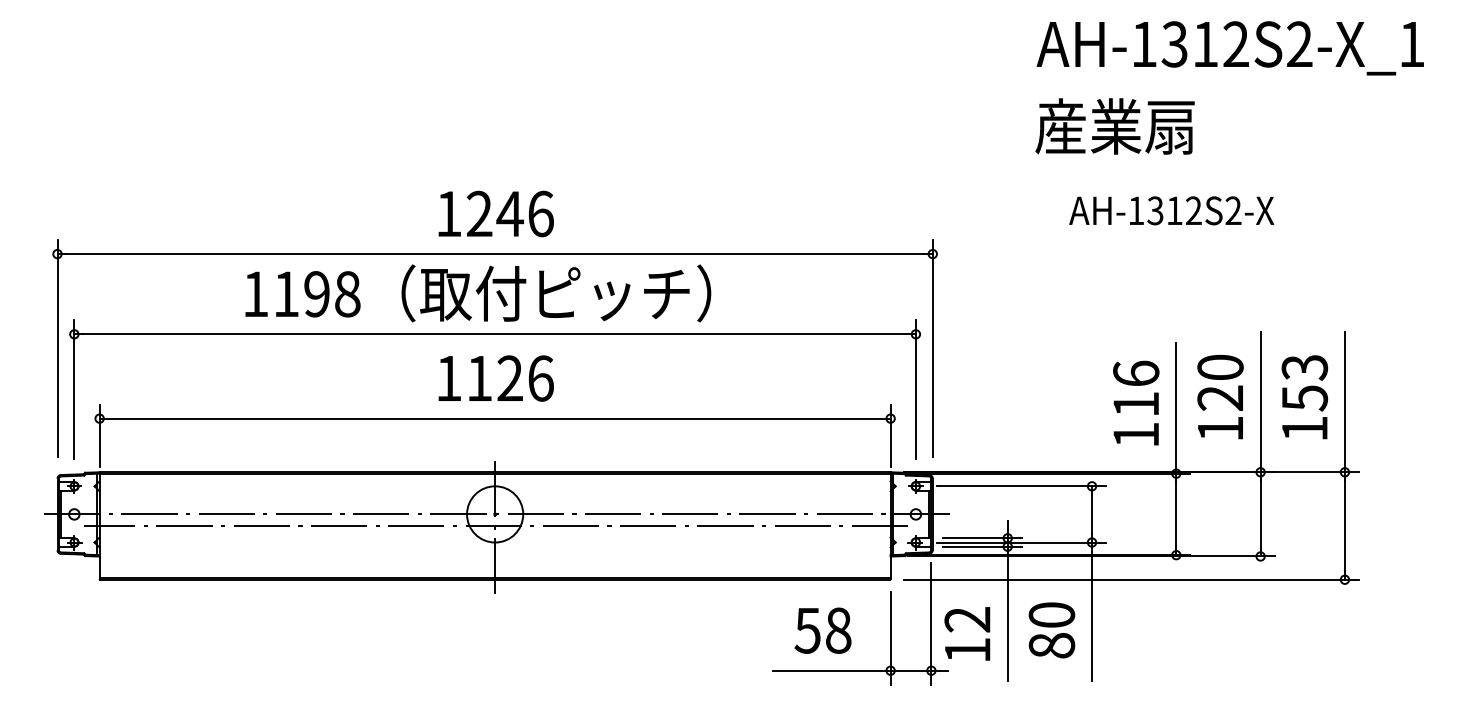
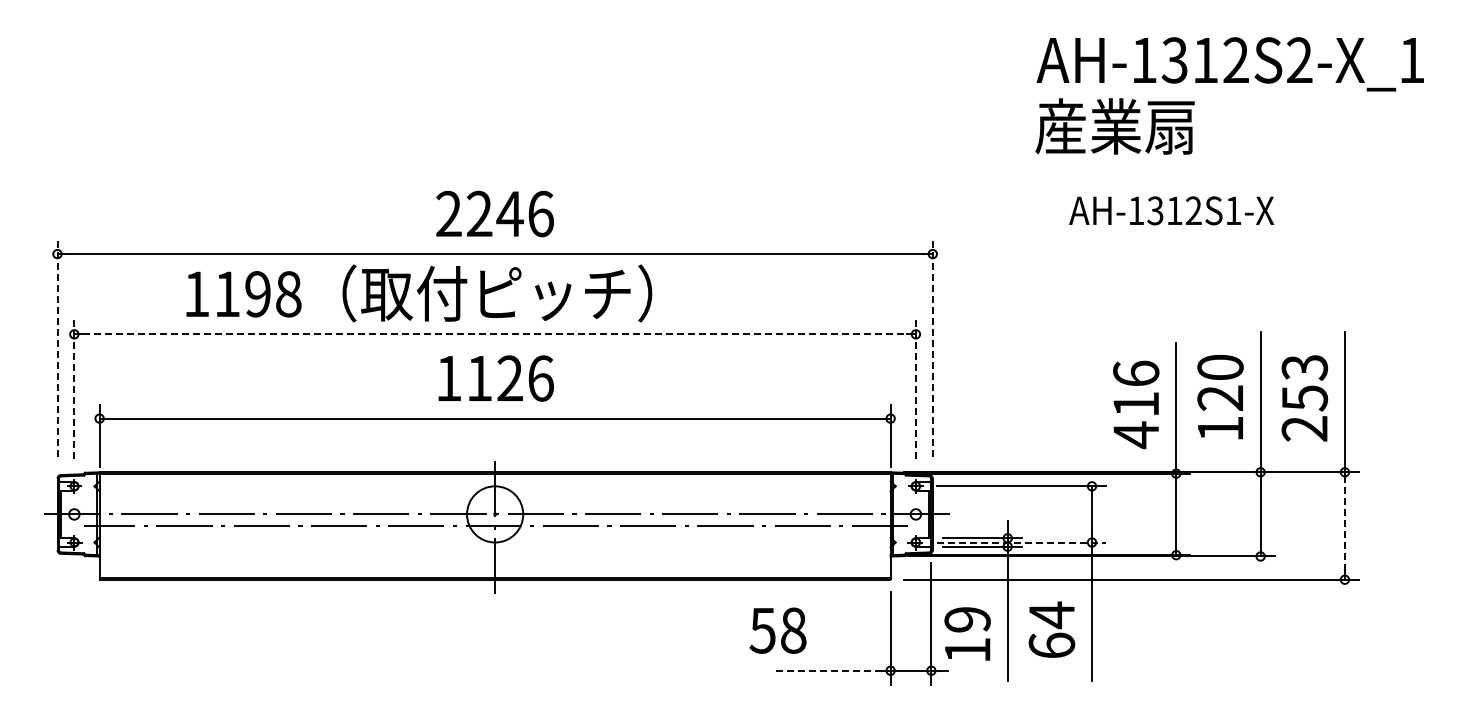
text position: (1229, 48) -> (1229, 64) (1229, 64)
text: AH-1312S2-X -> AH-1312S1-X (1233, 210)
text: 1246 -> 2246 (448, 213)
text position: (478, 293) -> (419, 293) (419, 293)
line: solid -> dashed (495, 334)
line: solid -> dashed (57, 348)
line: solid -> dashed (932, 348)
line: solid -> dashed (74, 388)
line: solid -> dashed (915, 388)
text: 153 -> 253 (1304, 428)
text: 116 -> 416 (1135, 435)
line: solid -> dashed (1344, 525)
line: solid -> dashed (1021, 542)
text: 12 -> 19 (967, 619)
text: 80 -> 64 (1051, 629)
text position: (822, 630) -> (777, 630) (777, 630)
line: solid -> dashed (827, 670)
